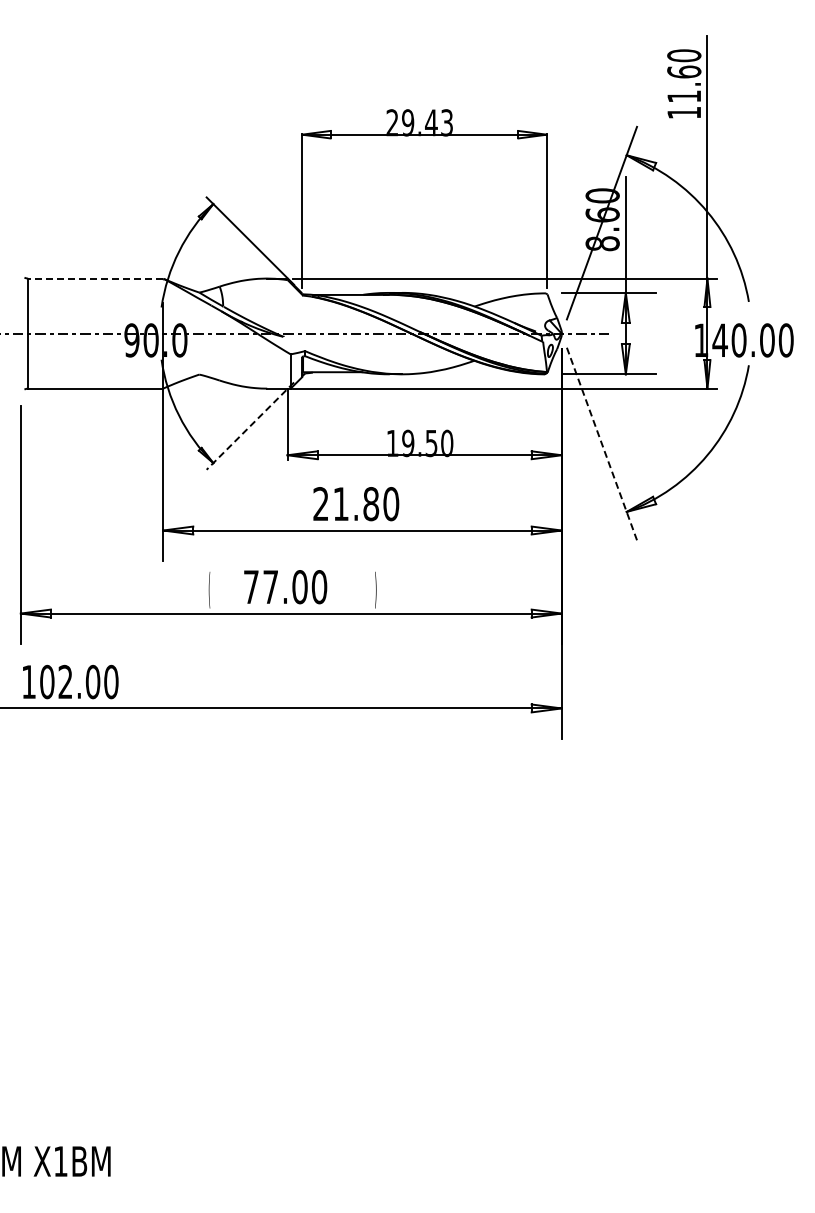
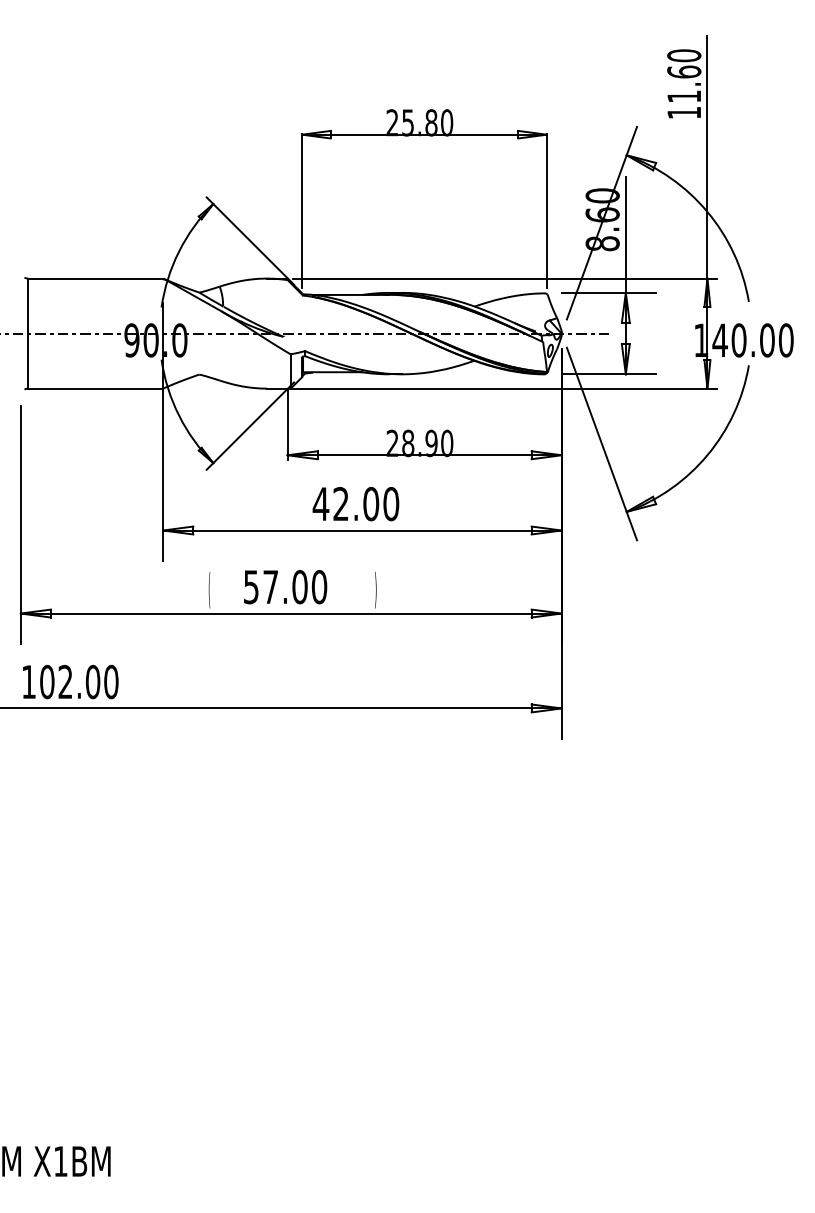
text: 29.43 -> 25.80 (427, 122)
line: dashed -> solid (95, 278)
line: dashed -> solid (250, 426)
text: 19.50 -> 28.90 (411, 443)
line: dashed -> solid (602, 444)
text: 21.80 -> 42.00 (345, 504)
text: 77.00 -> 57.00 (251, 587)
